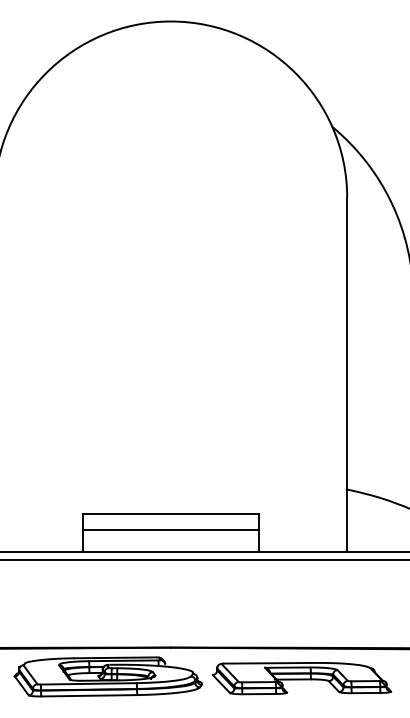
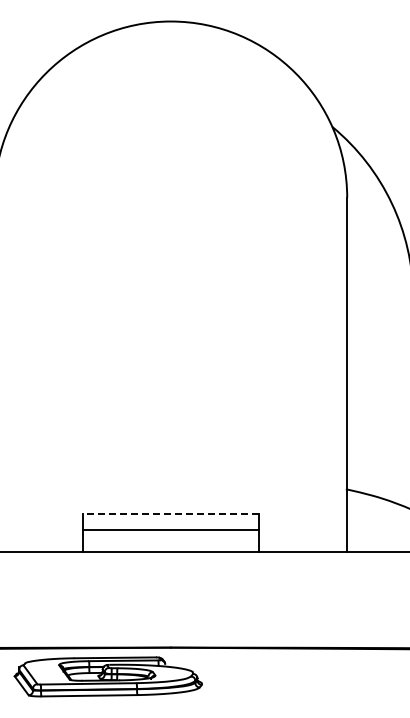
line: solid -> dashed (170, 514)
line: present -> none (204, 560)
part: present -> none (301, 678)
